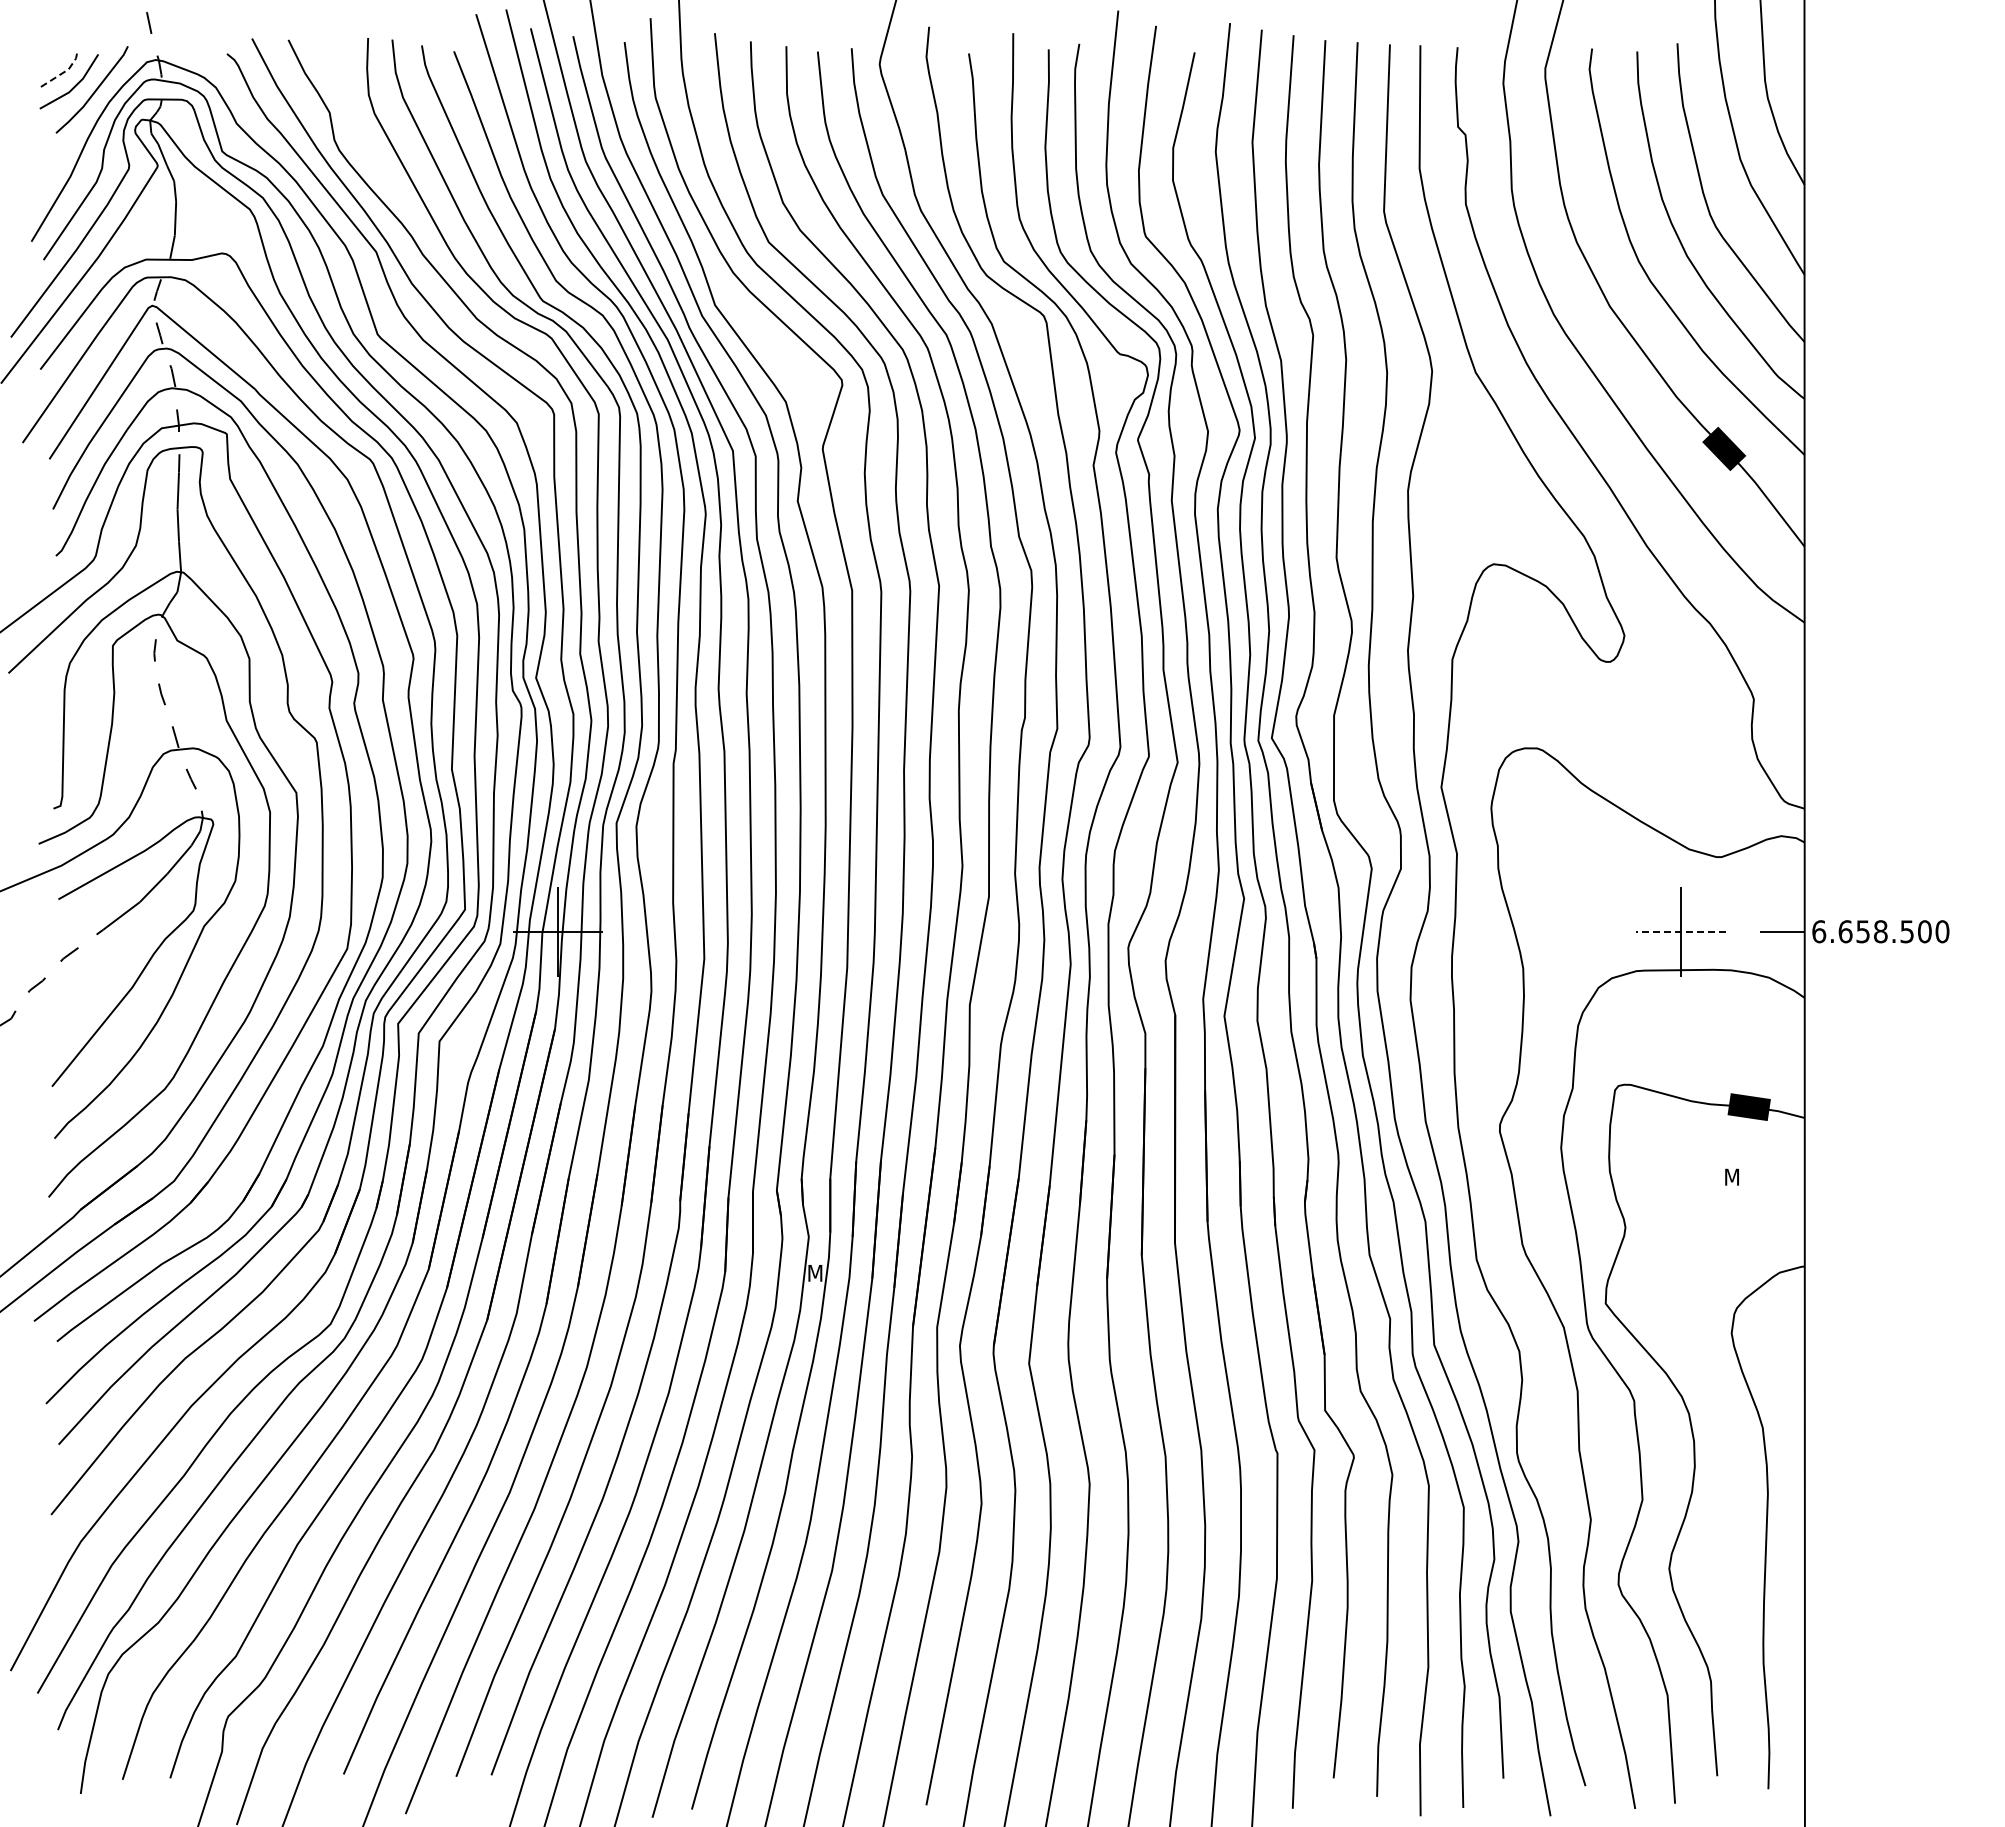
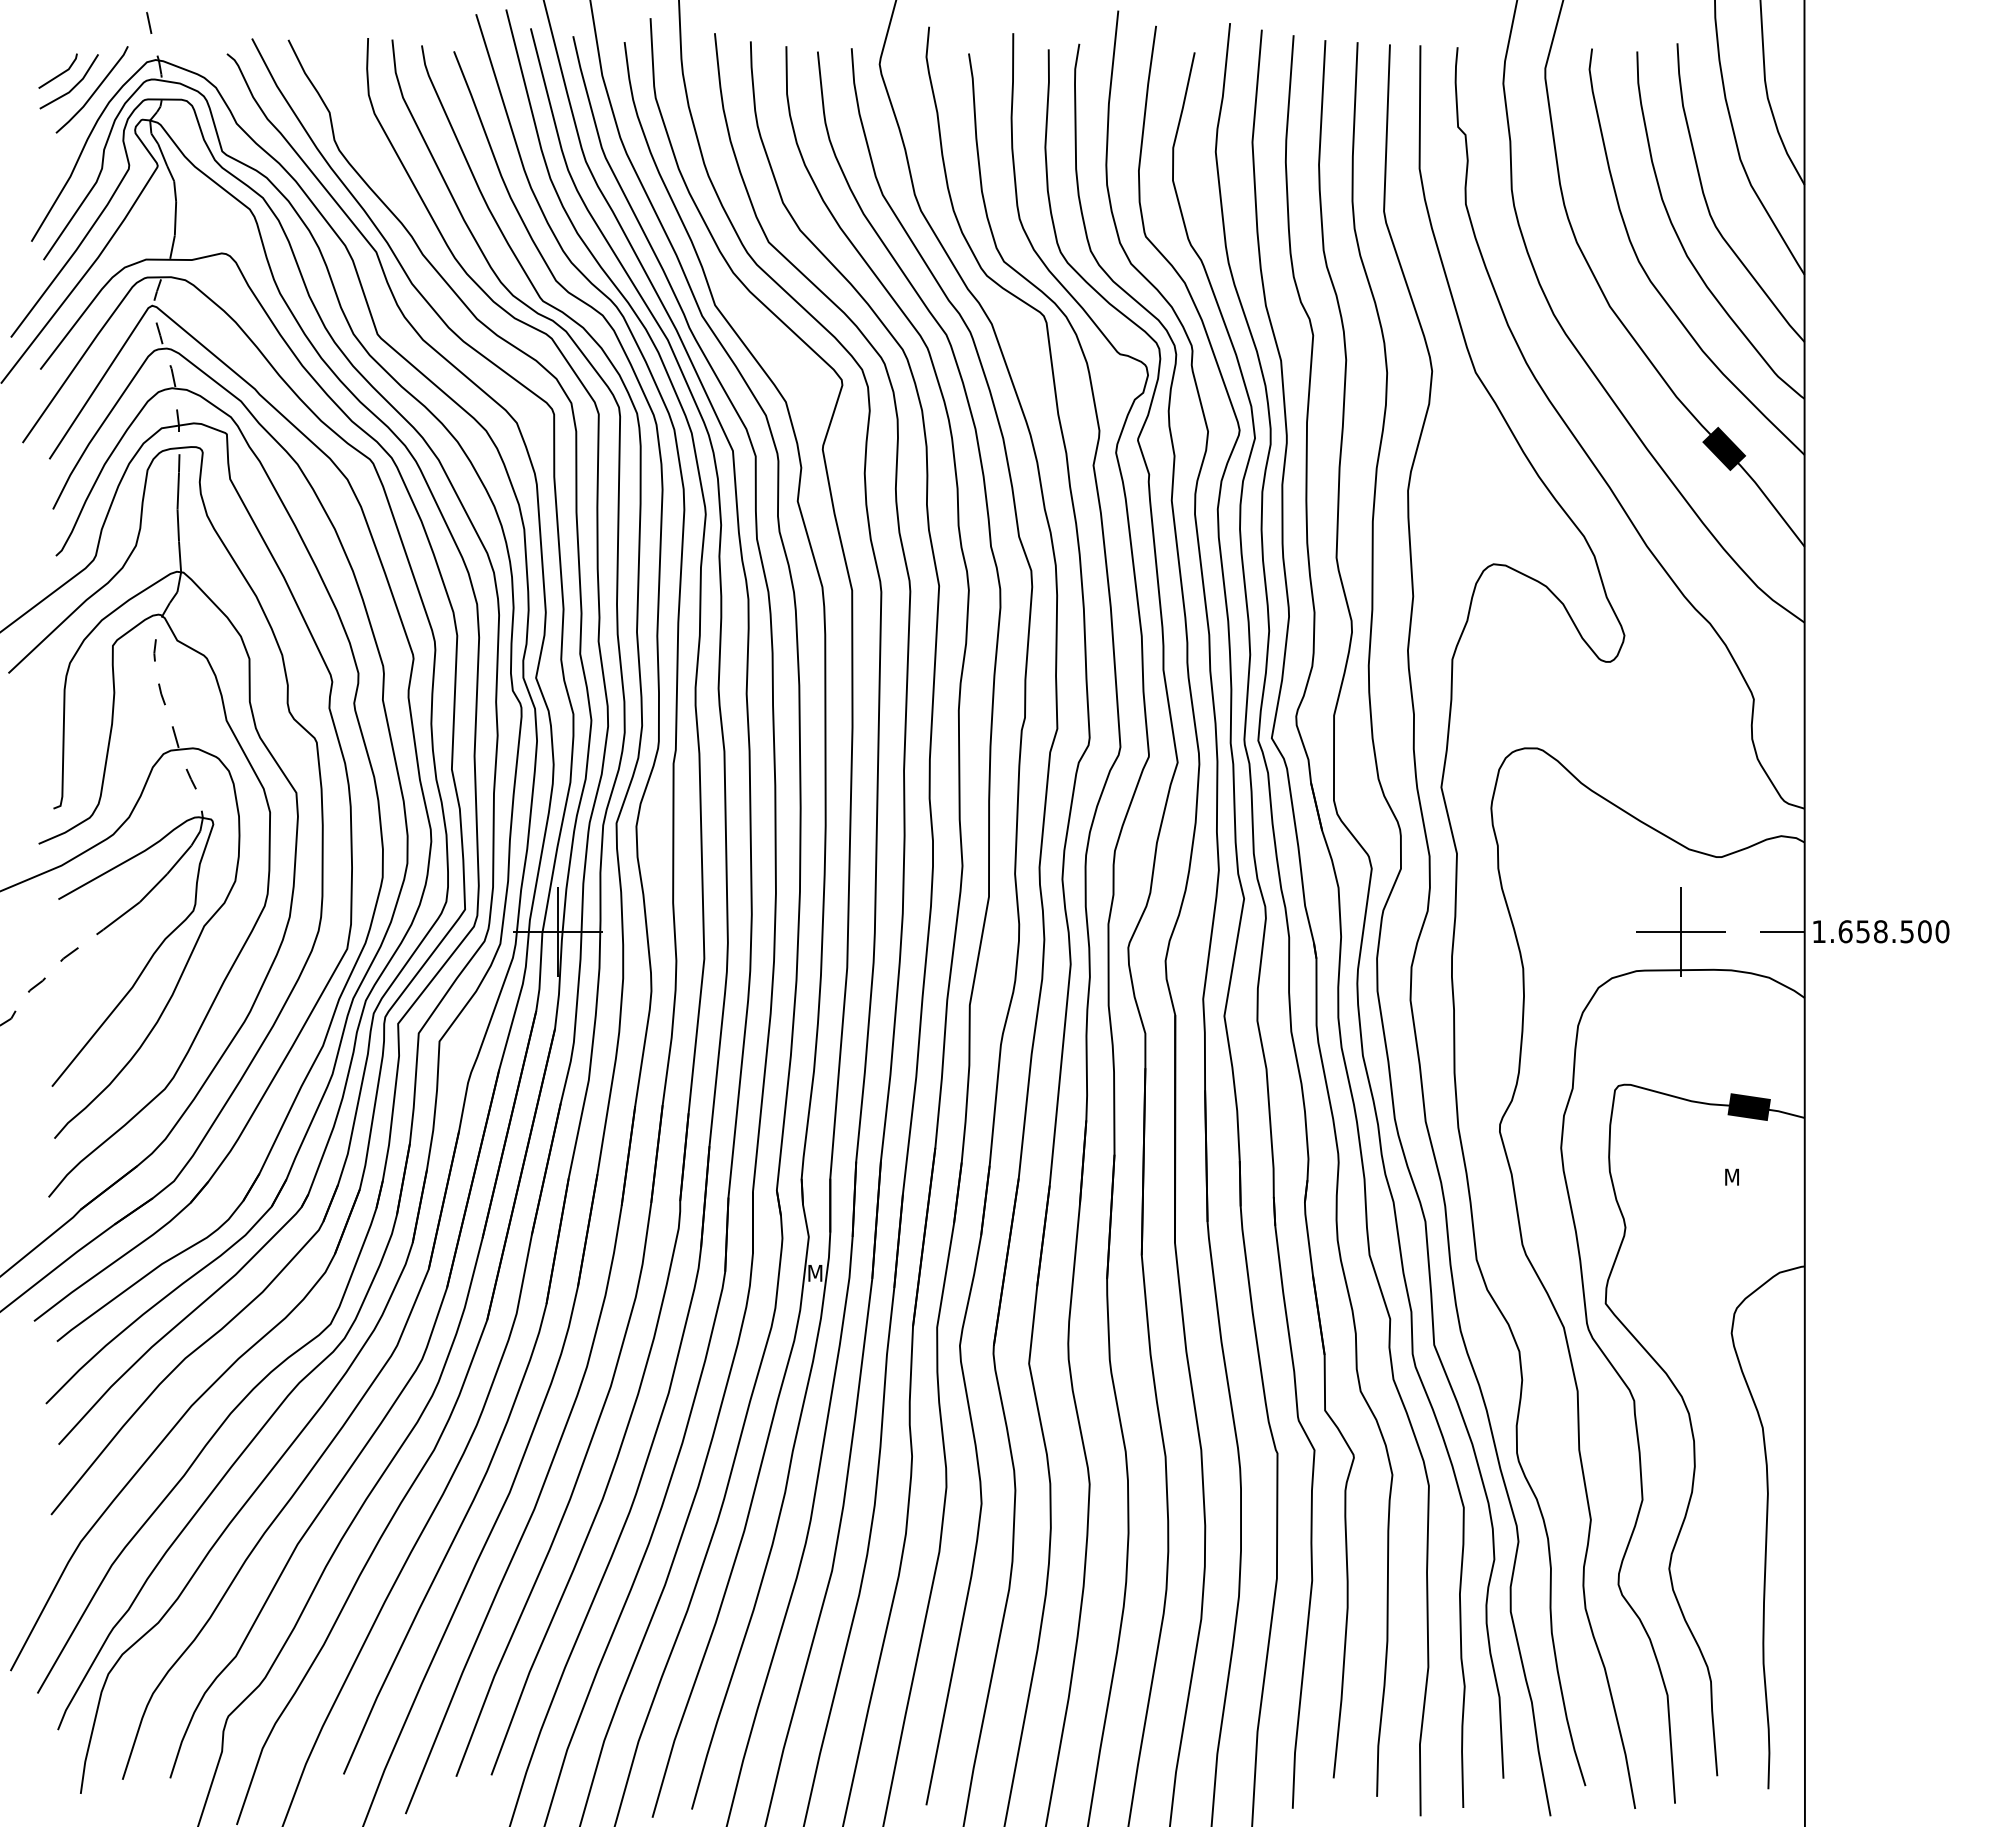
line: dashed -> solid (62, 73)
line: dashed -> solid (1680, 931)
text: 6.658.500 -> 1.658.500 (1819, 931)
